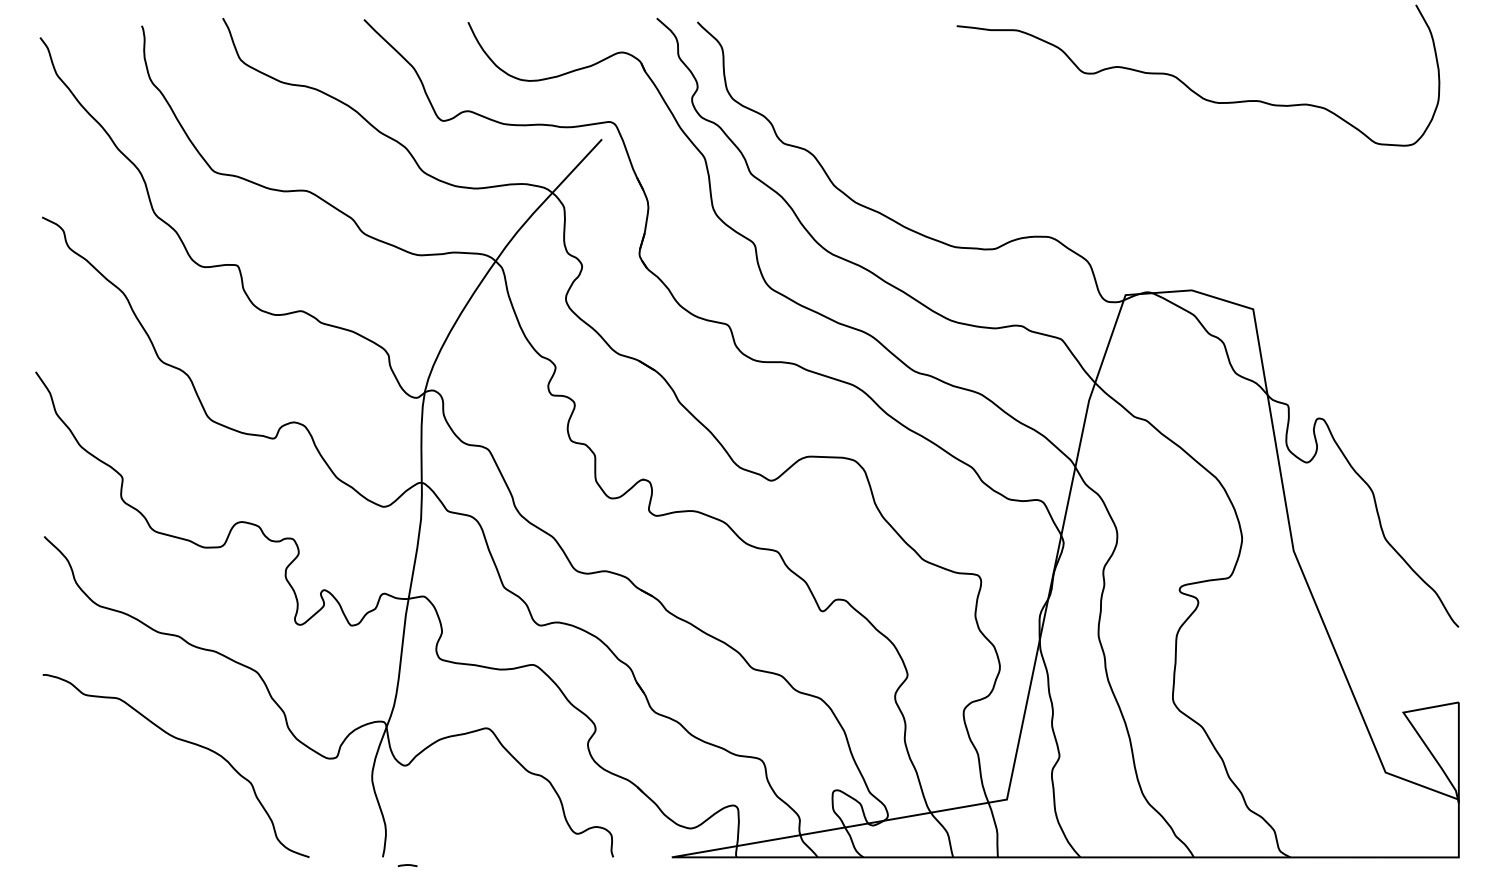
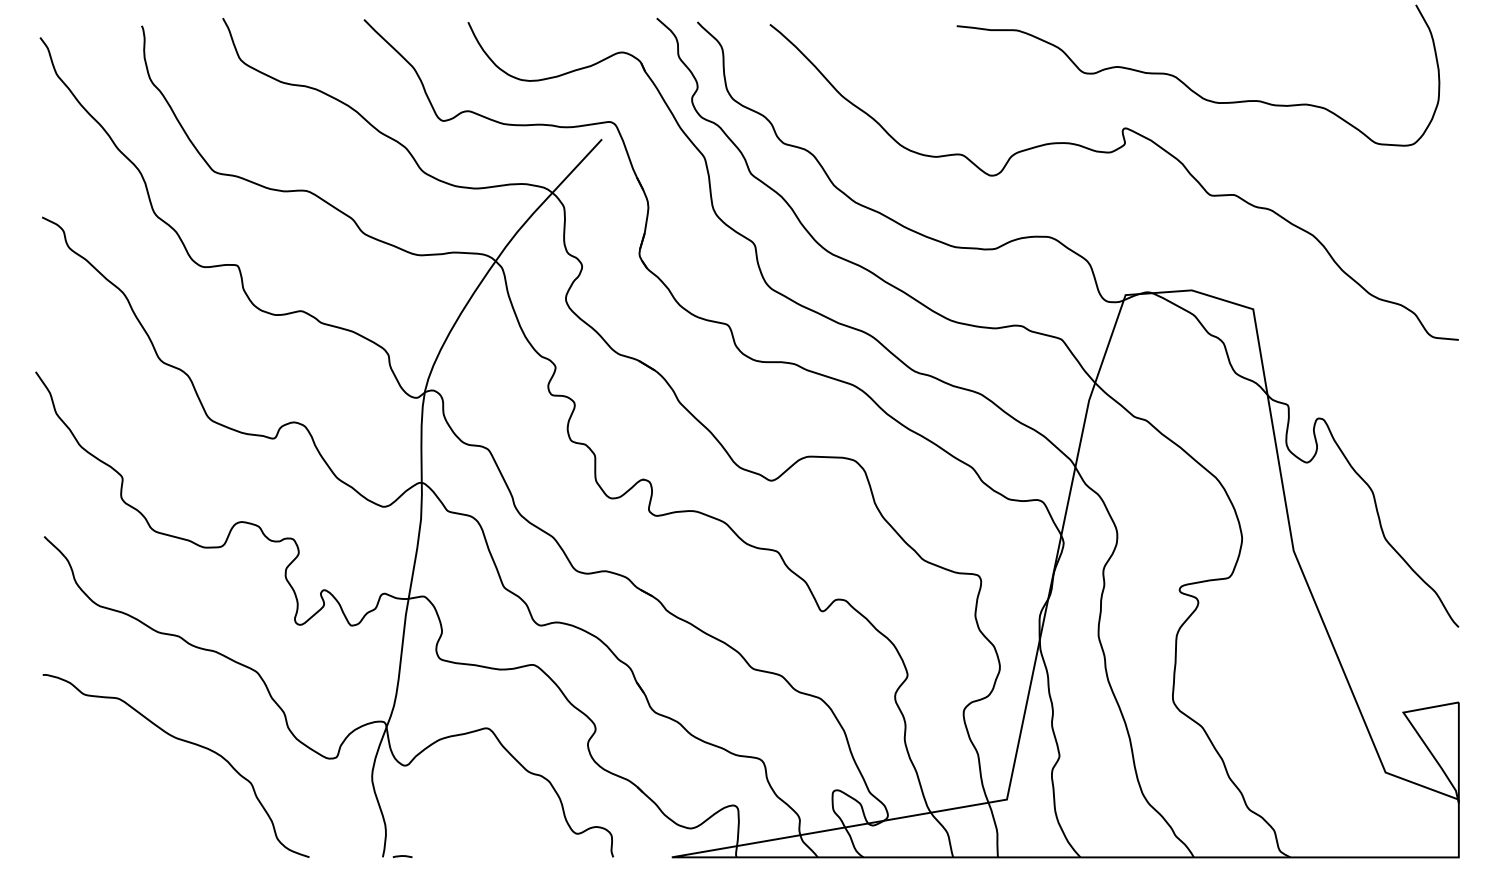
curve: none -> present (1111, 153)
line position: (407, 865) -> (402, 856) (402, 856)
